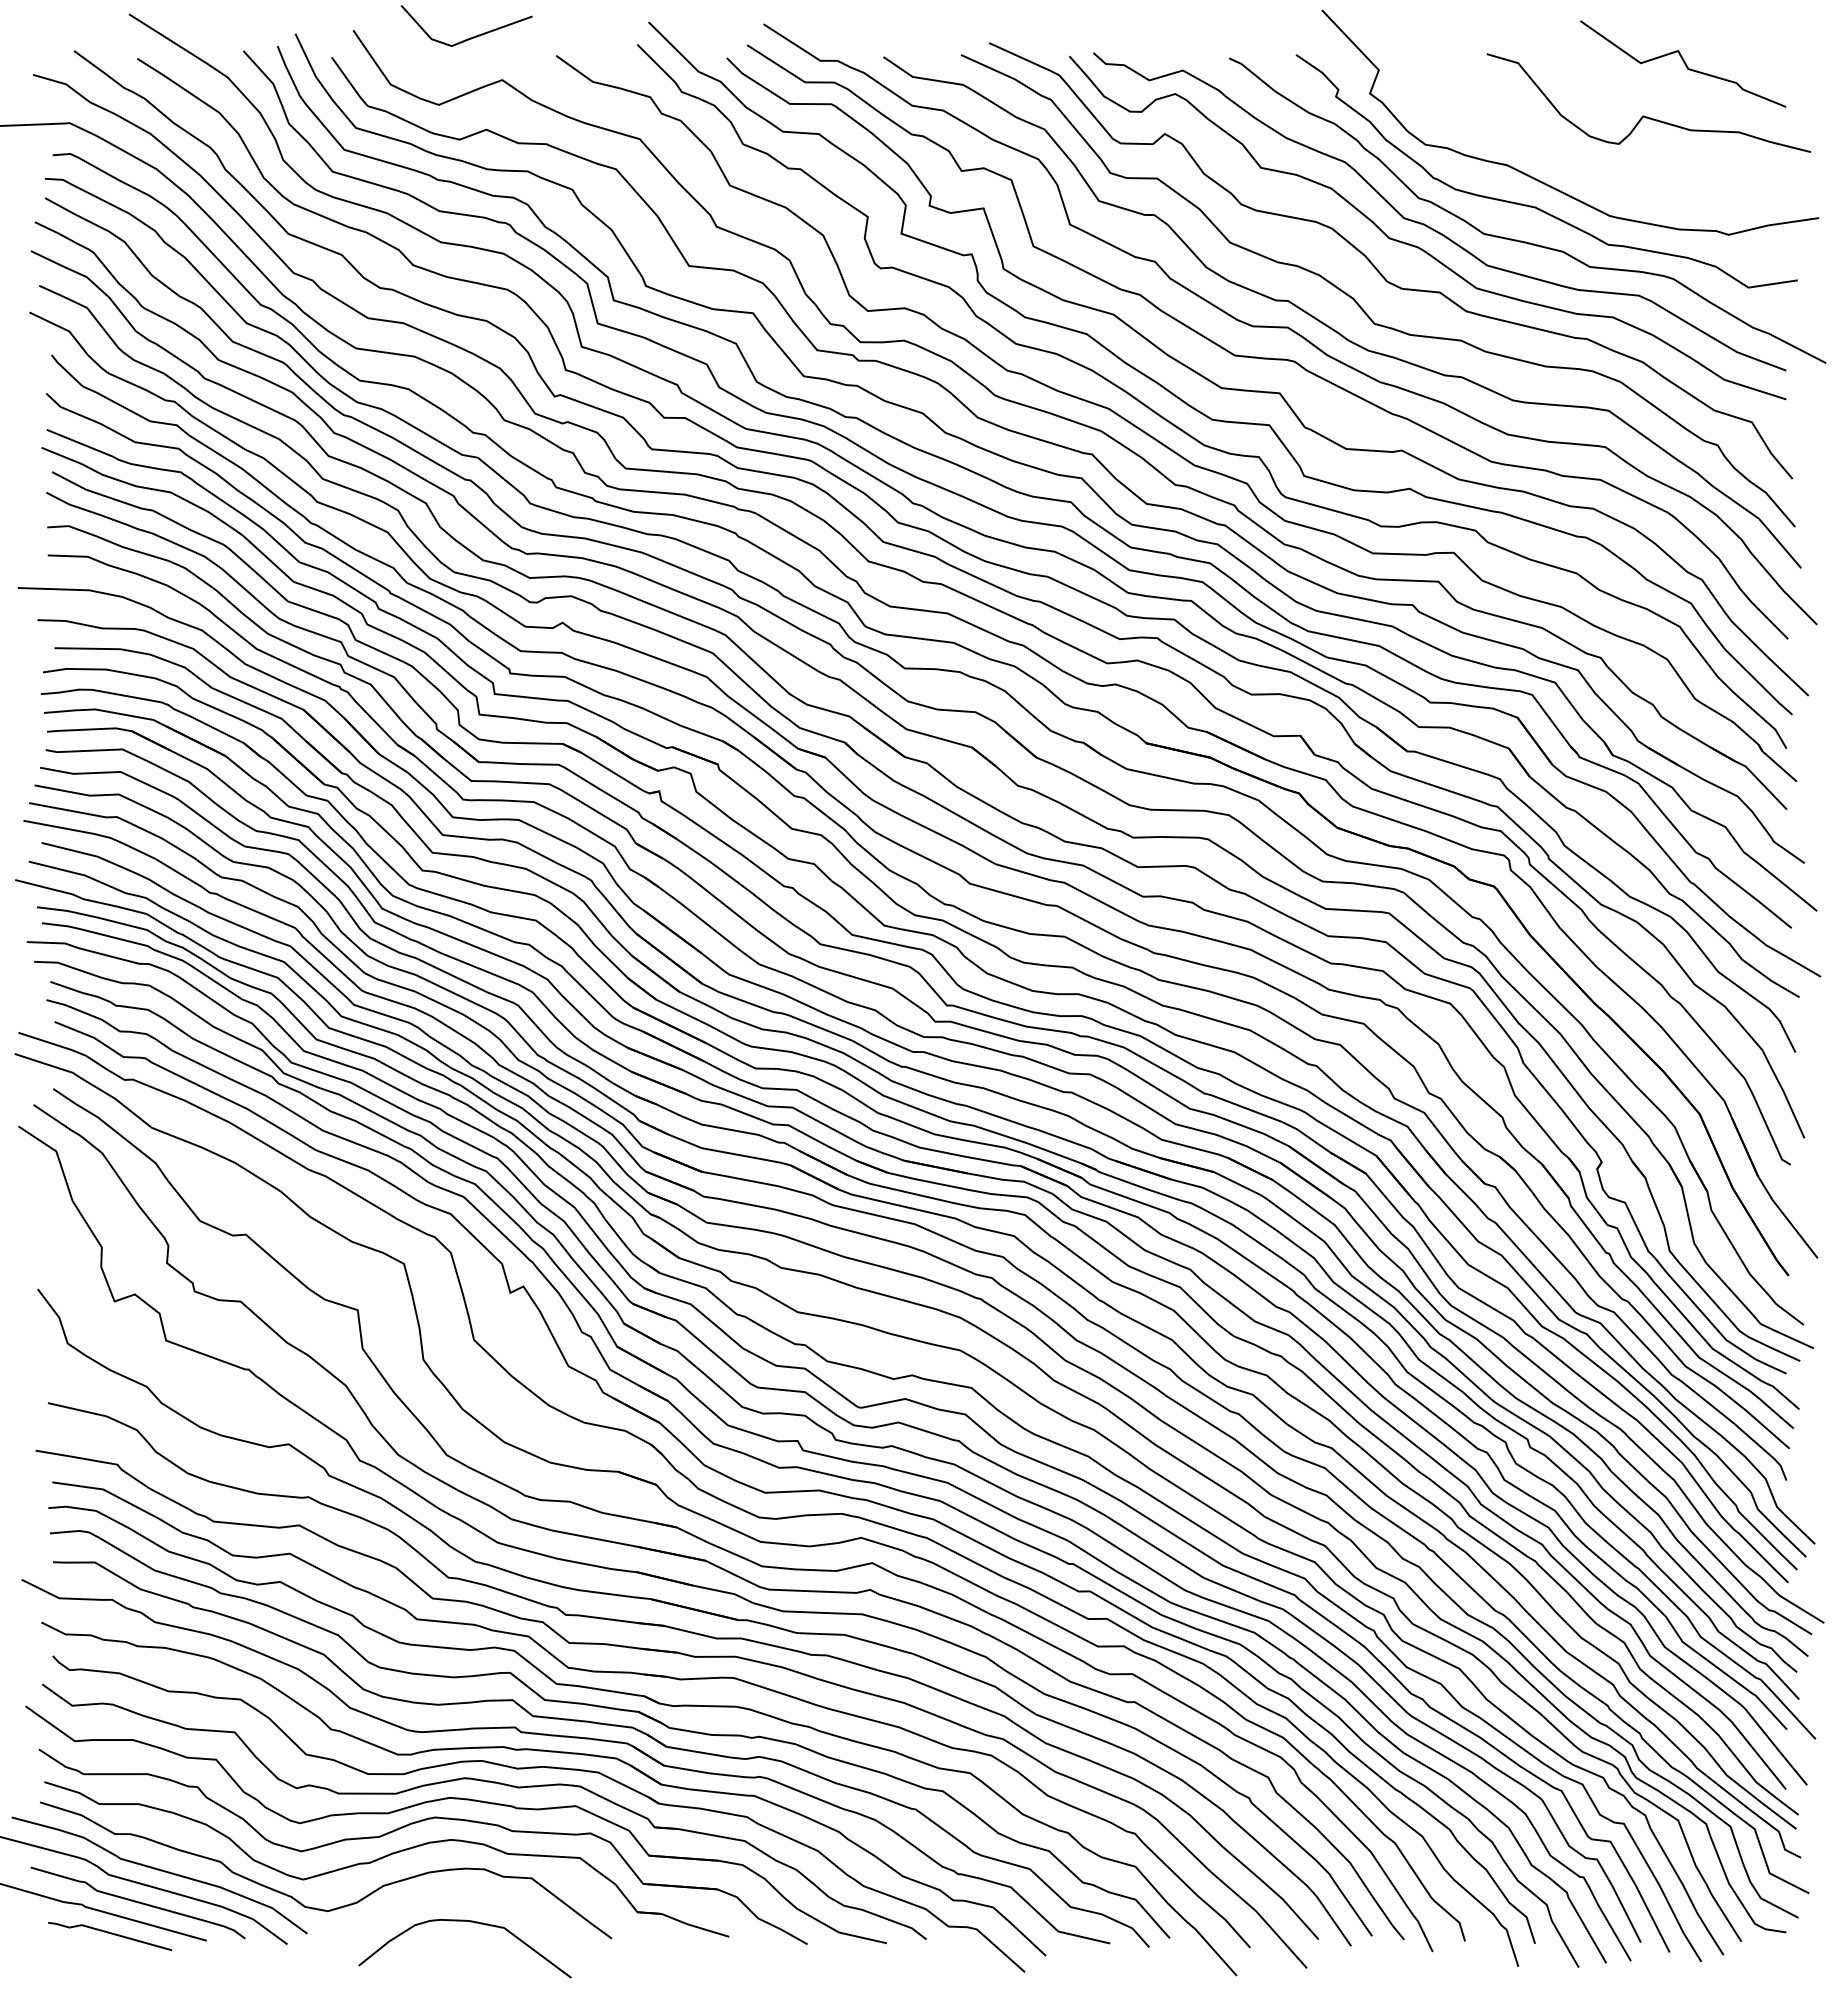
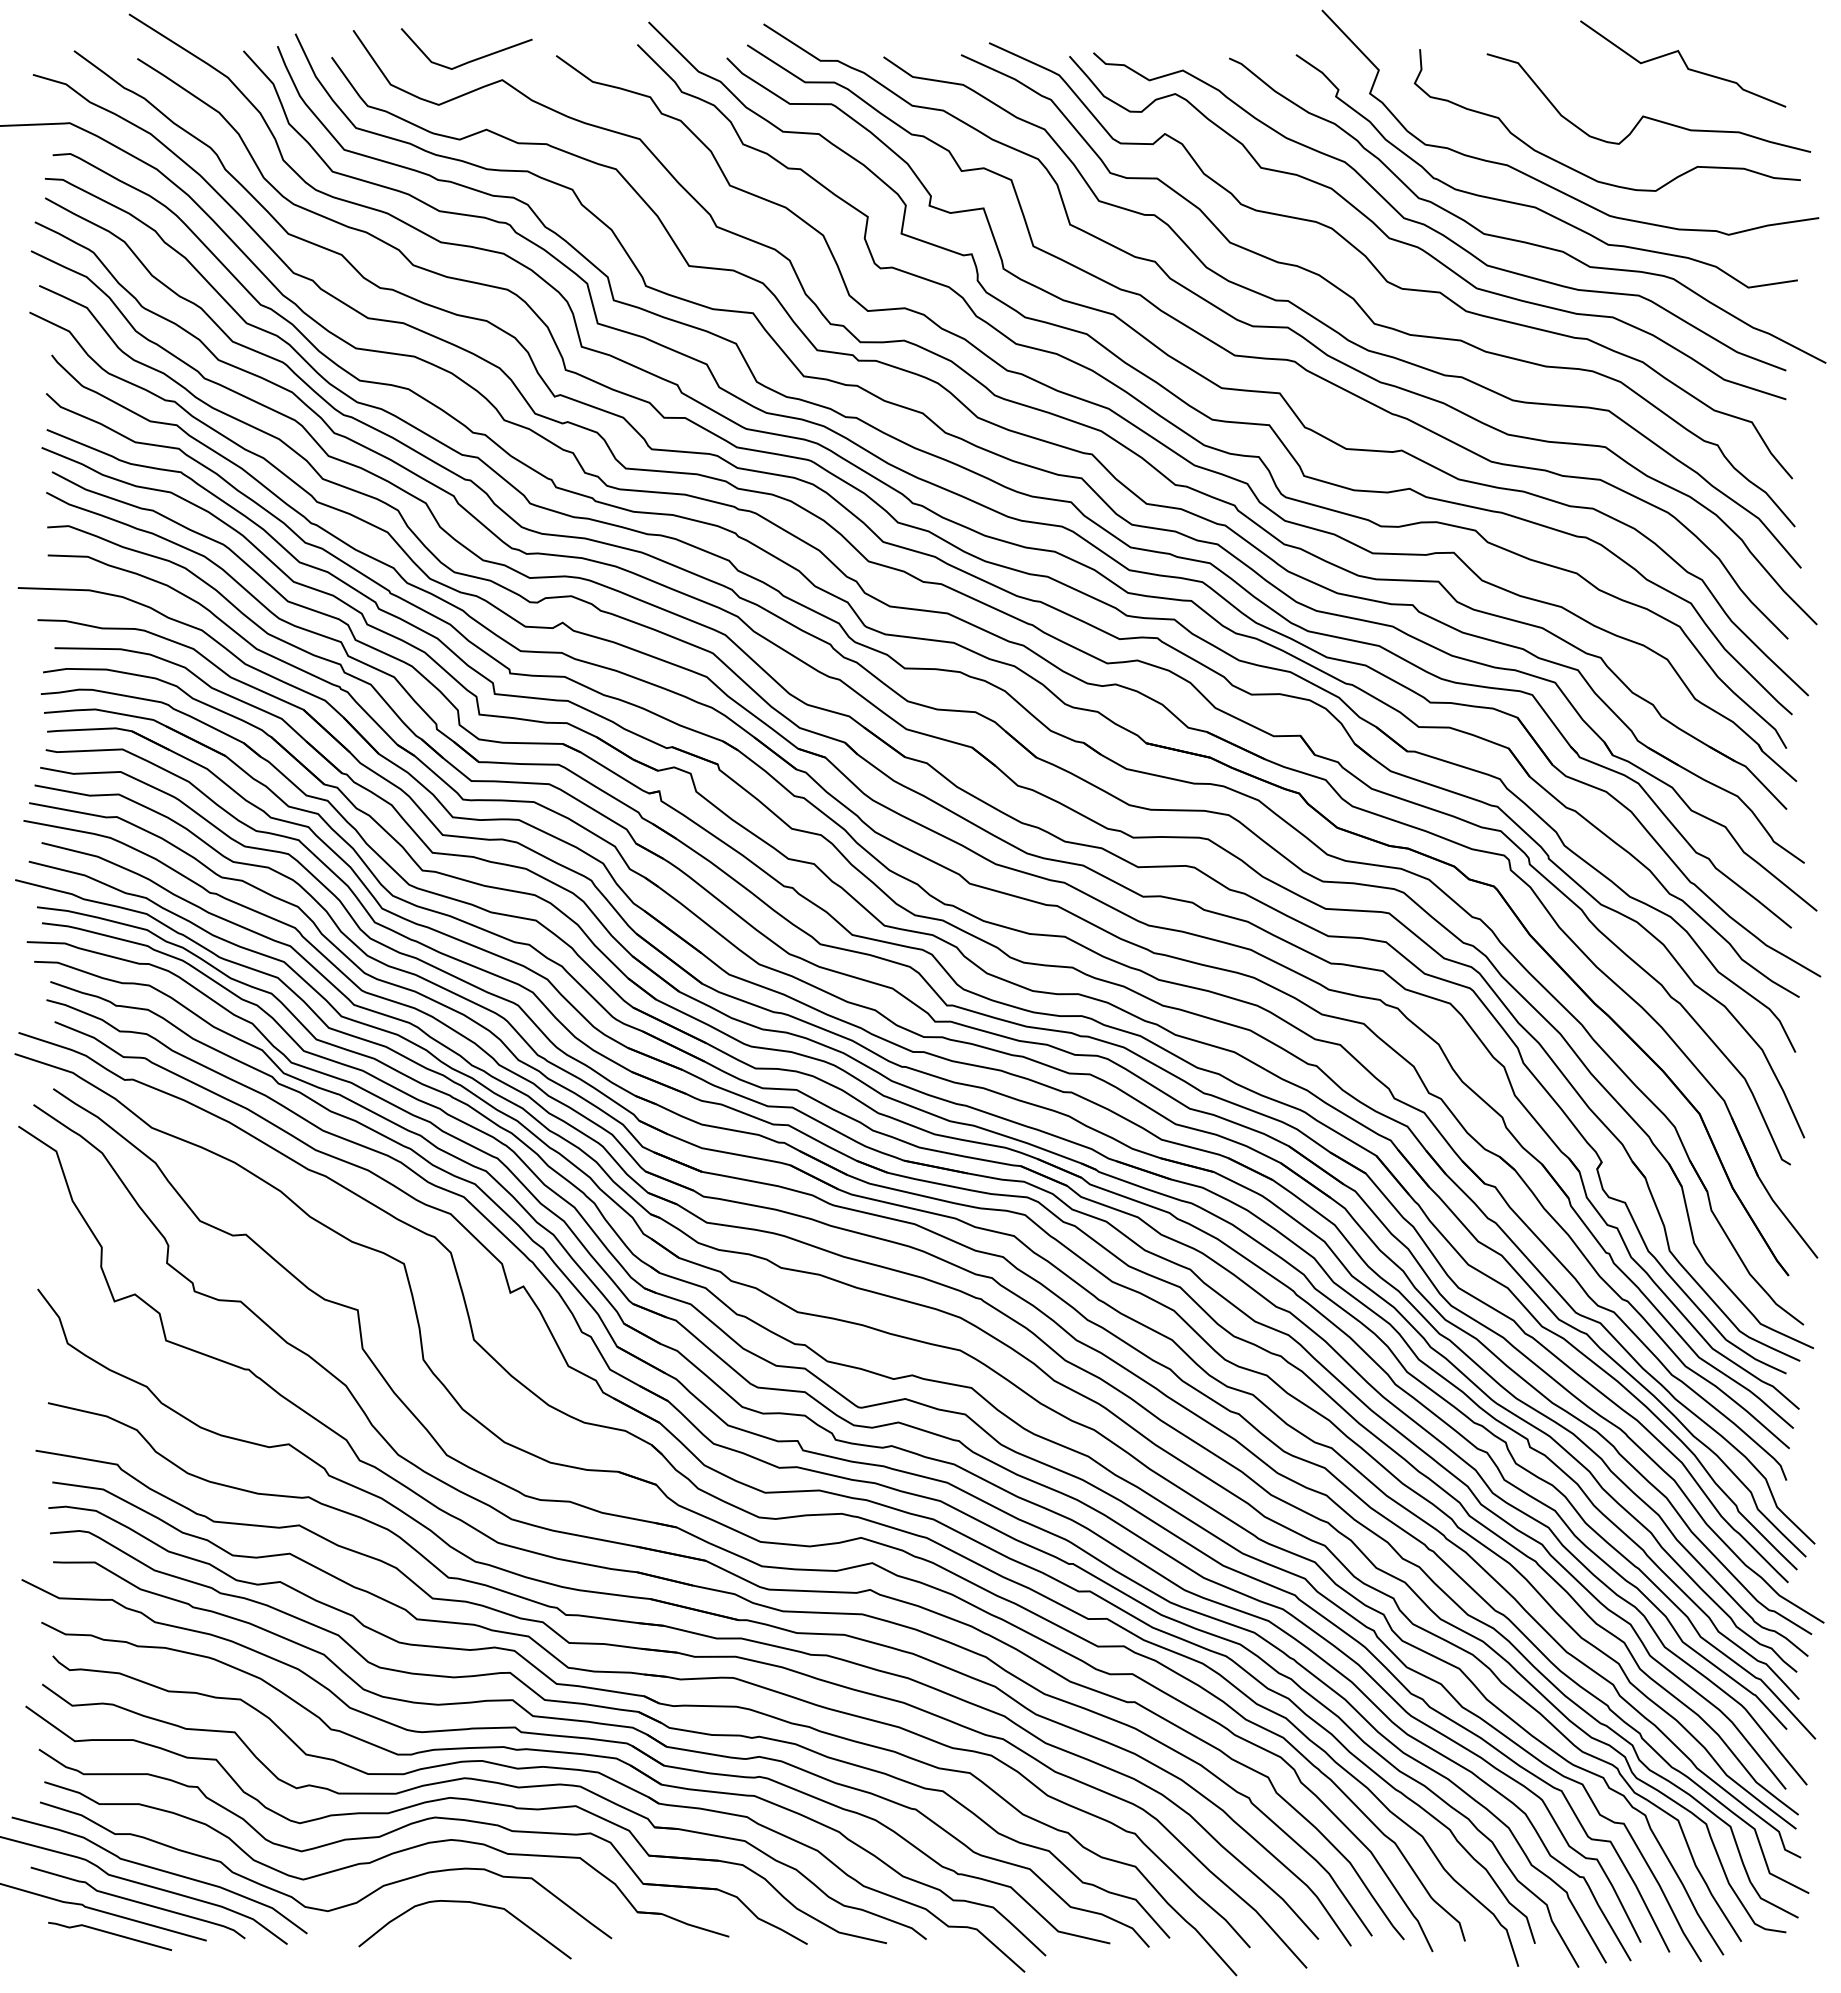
line position: (470, 37) -> (470, 60) (470, 60)
curve: none -> present (1581, 172)
curve position: (470, 1922) -> (470, 1903) (470, 1903)
